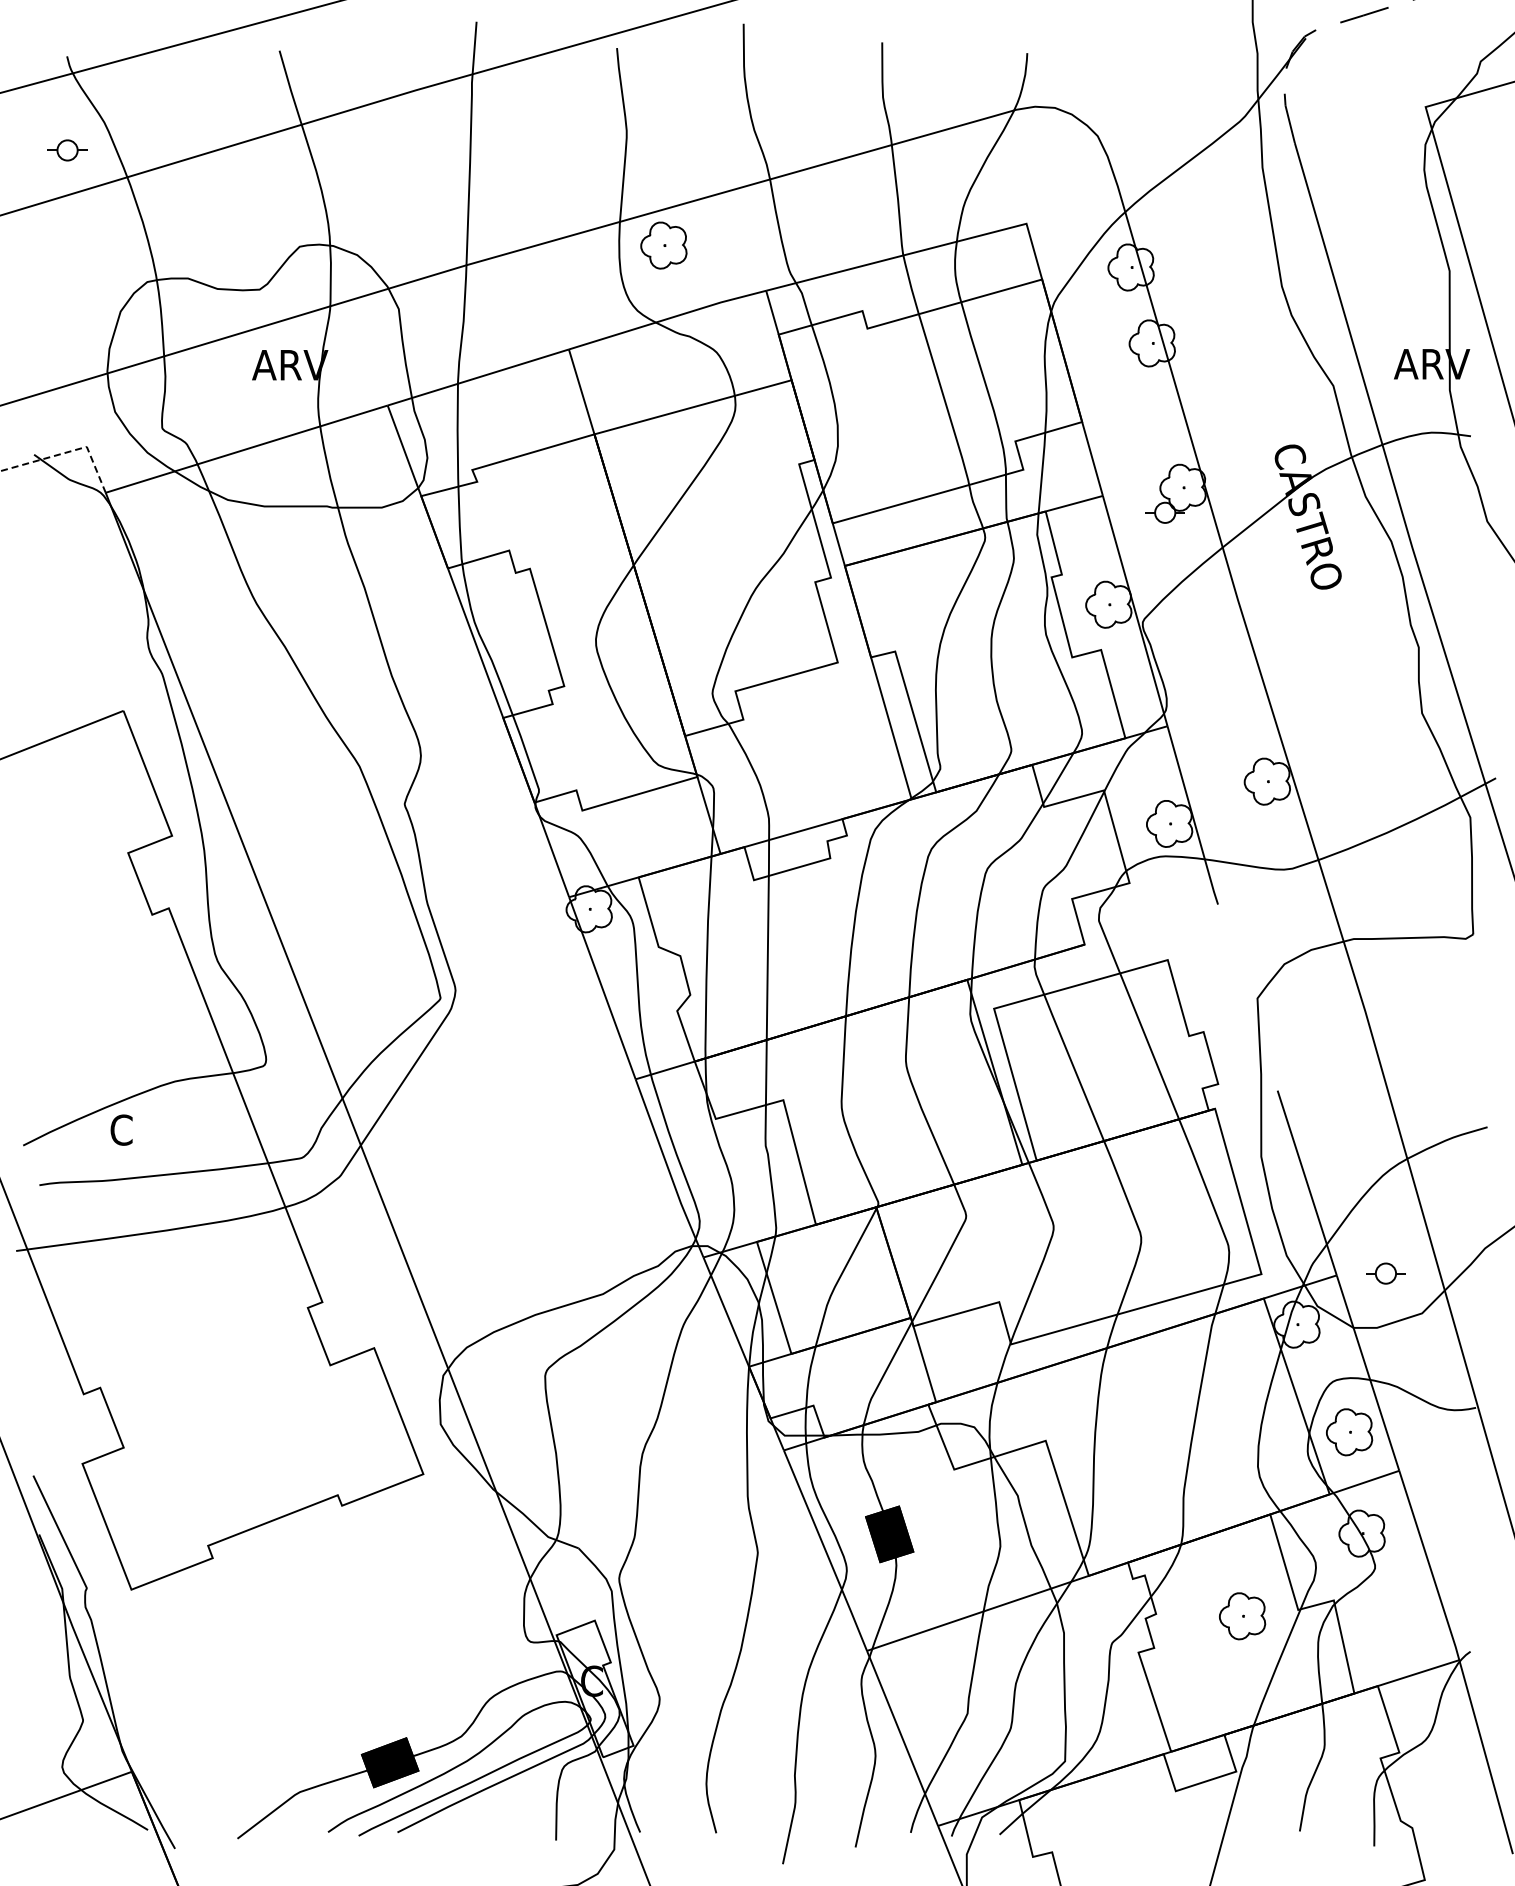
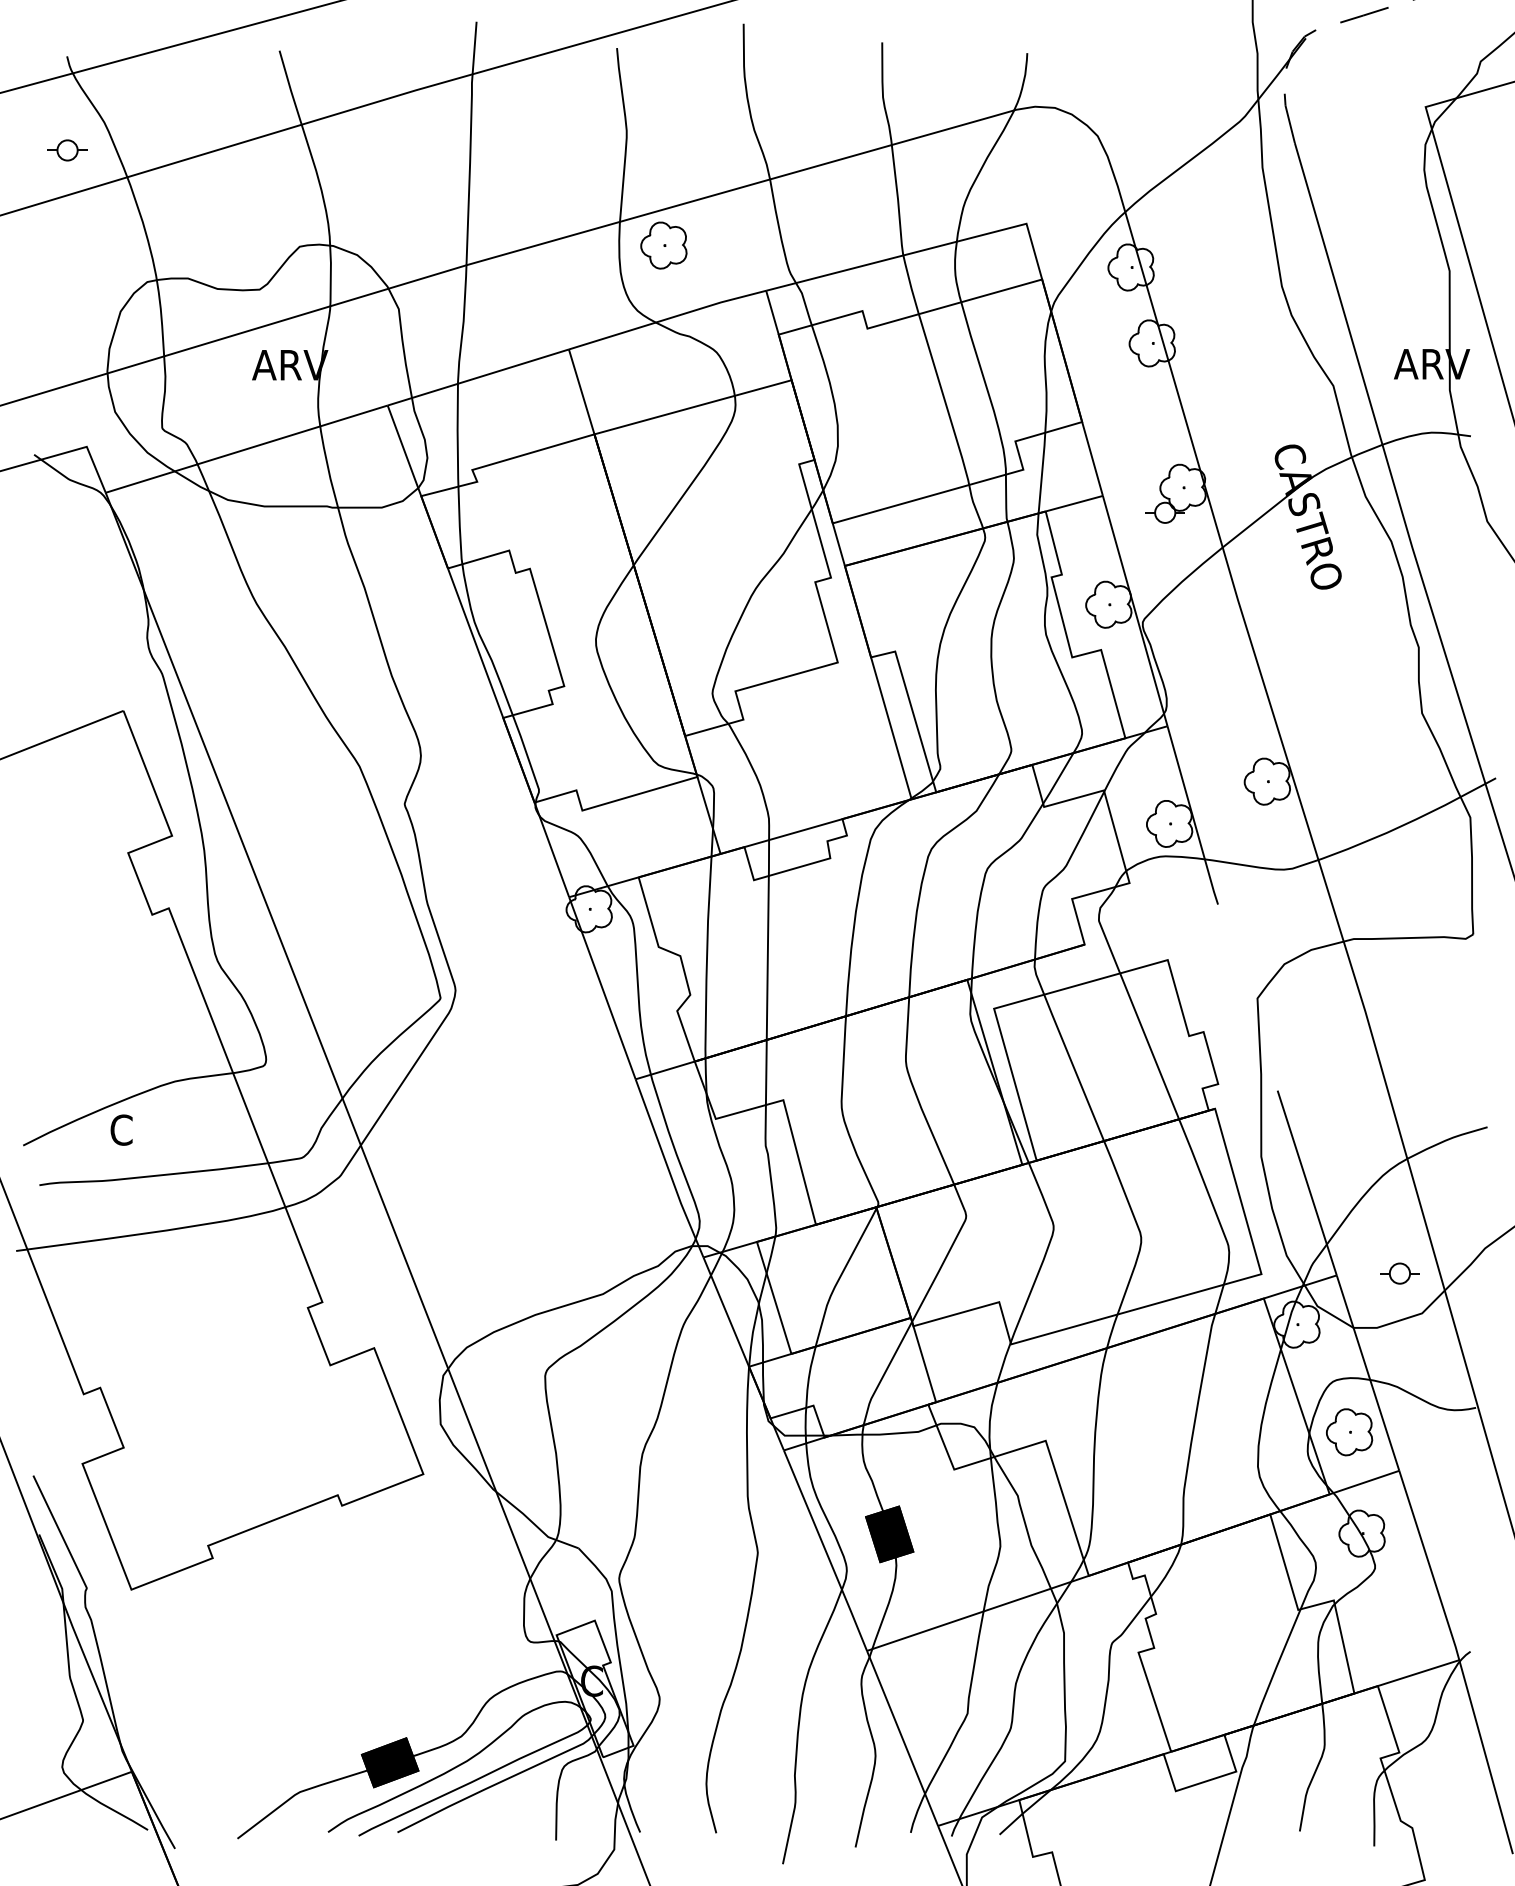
line: dashed -> solid (68, 451)
part position: (1385, 1273) -> (1399, 1273) (1399, 1273)
part: present -> none (1242, 1616)
